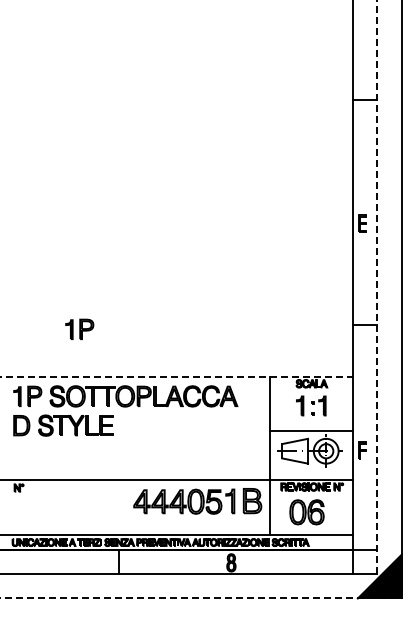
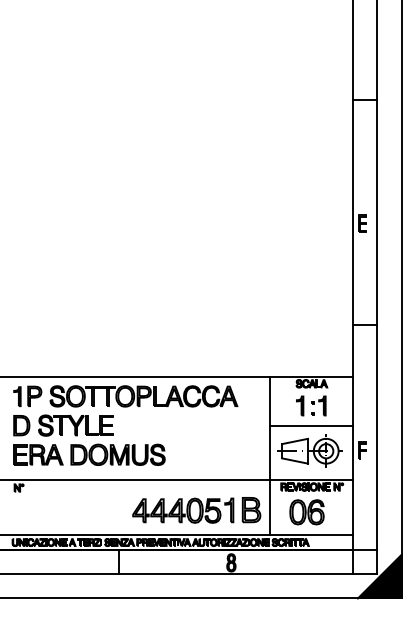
line: dashed -> solid (377, 287)
part: present -> none (79, 328)
line: dashed -> solid (177, 376)
line position: (311, 431) -> (311, 426) (311, 426)
part: none -> present (89, 454)
part position: (197, 501) -> (196, 510) (196, 510)
line: dashed -> solid (201, 598)
